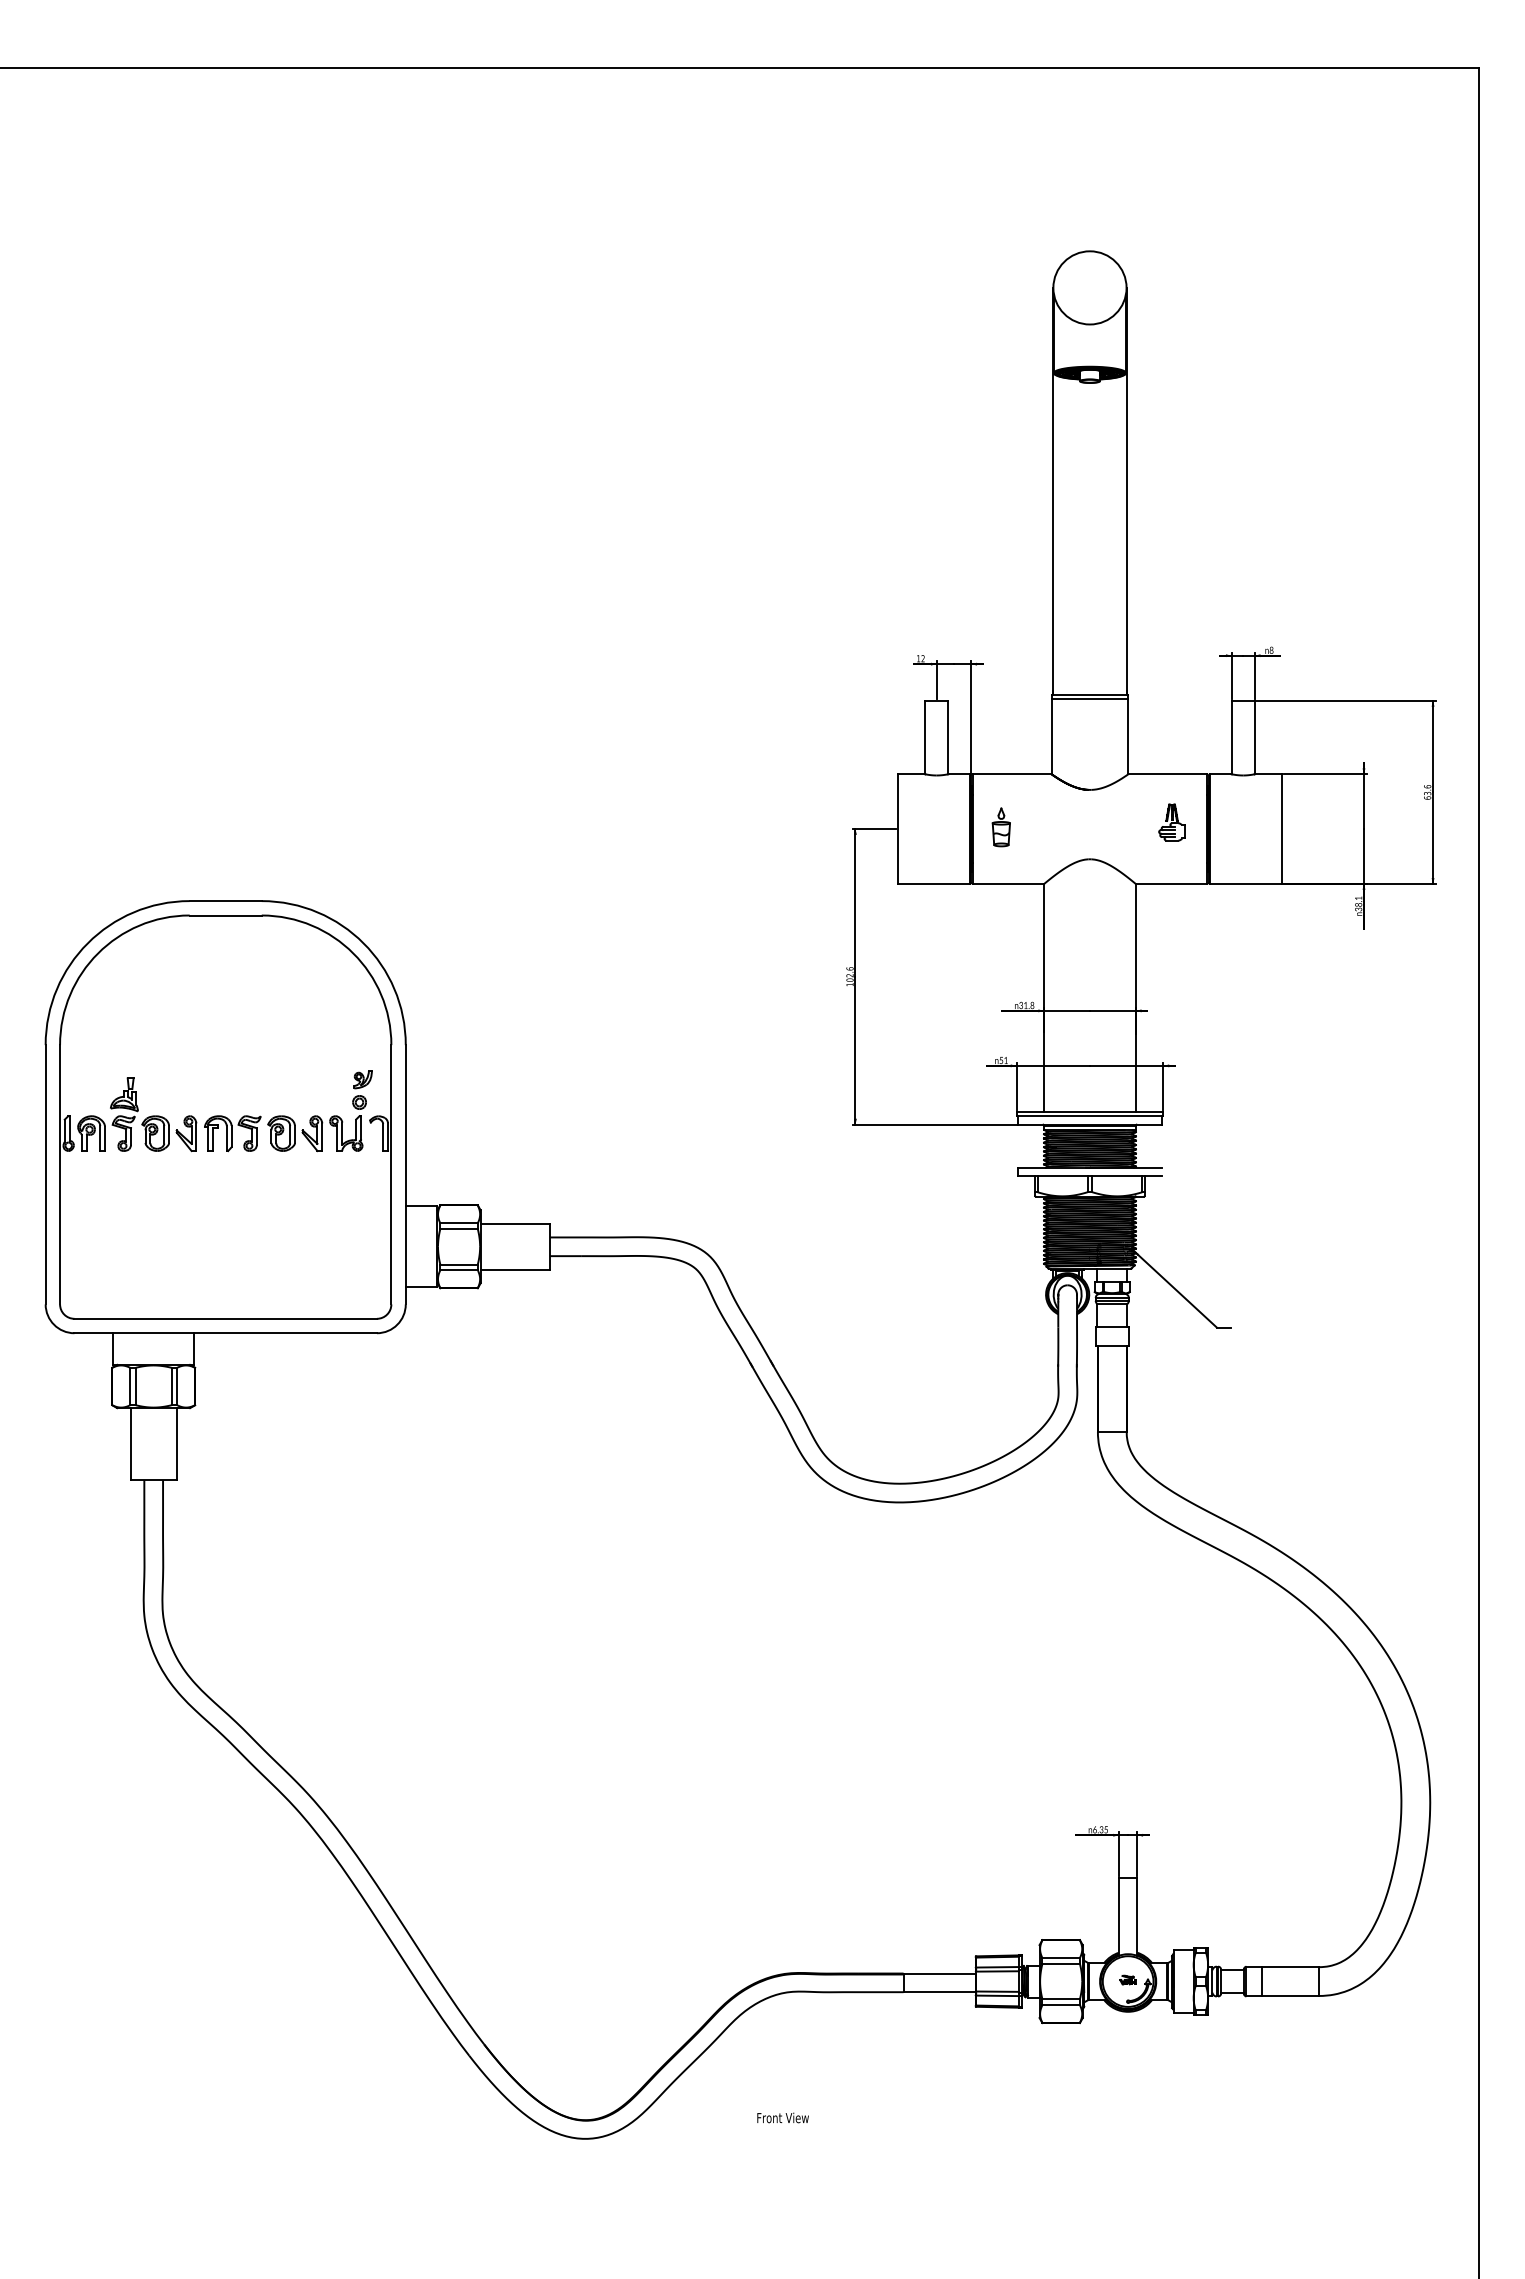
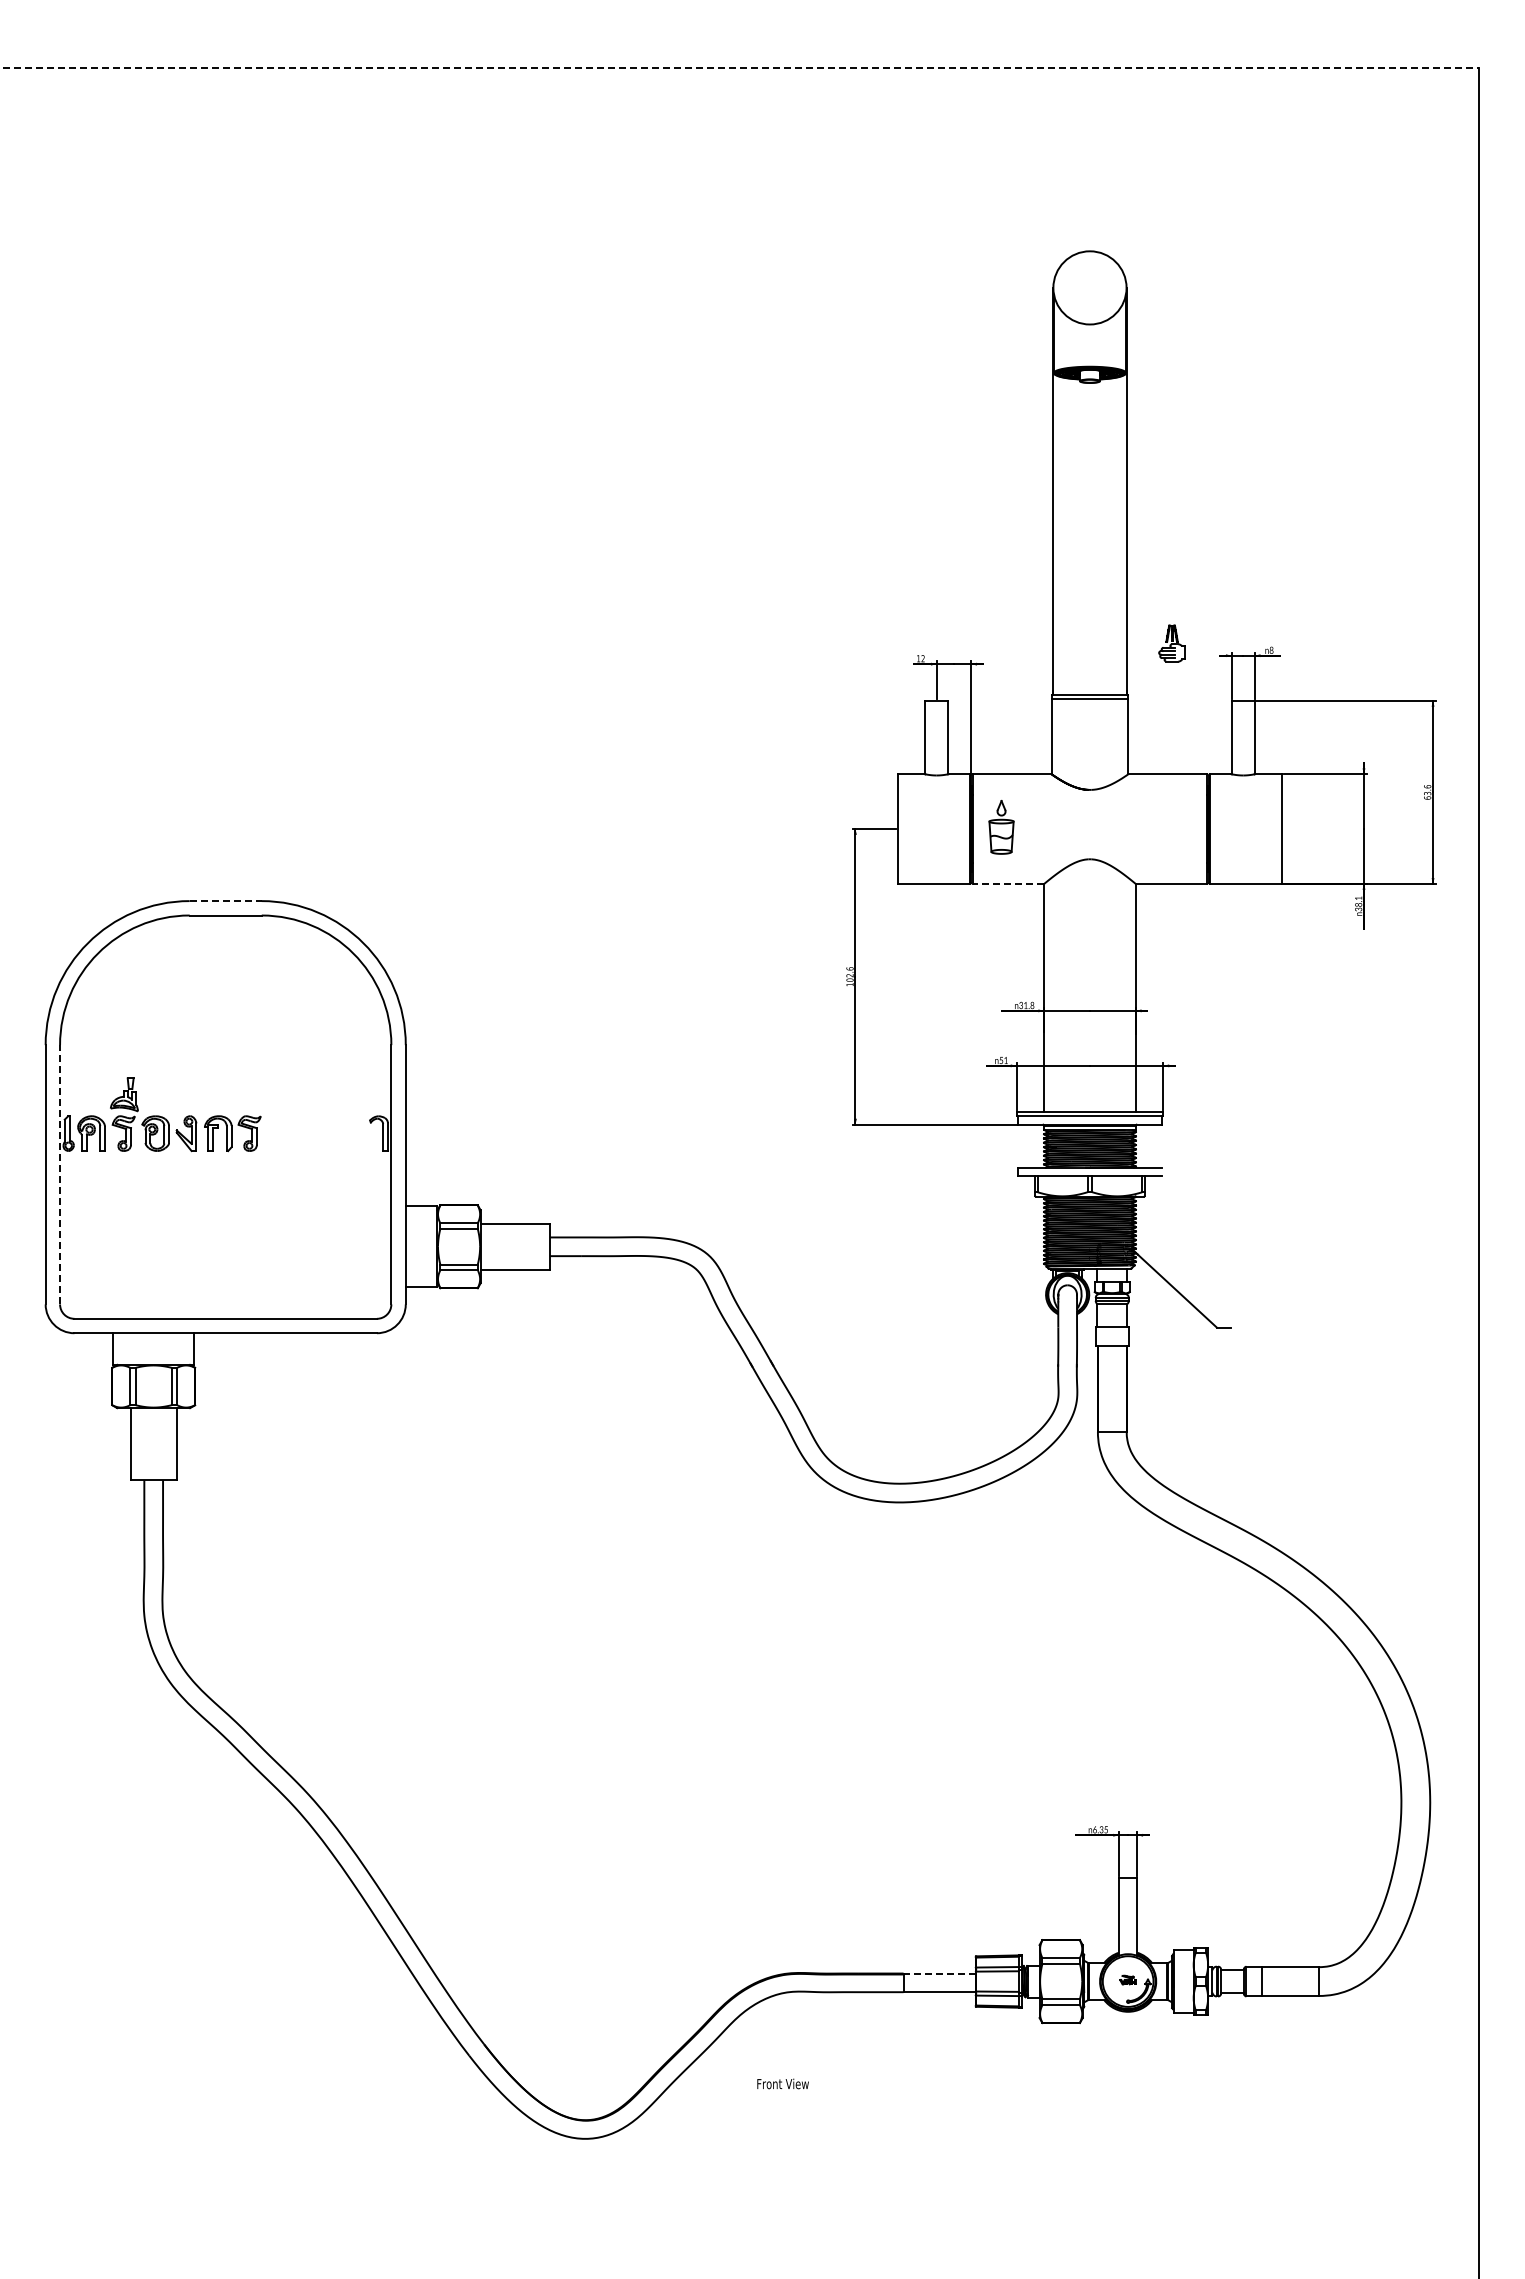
line: solid -> dashed (740, 68)
part position: (1171, 822) -> (1171, 643) (1171, 643)
part size: 20x41 px -> 27x55 px (1001, 827)
line: solid -> dashed (1008, 883)
line: solid -> dashed (226, 901)
part: present -> none (319, 1111)
line: solid -> dashed (60, 1174)
line: solid -> dashed (939, 1973)
text position: (782, 2117) -> (782, 2083) (782, 2083)
